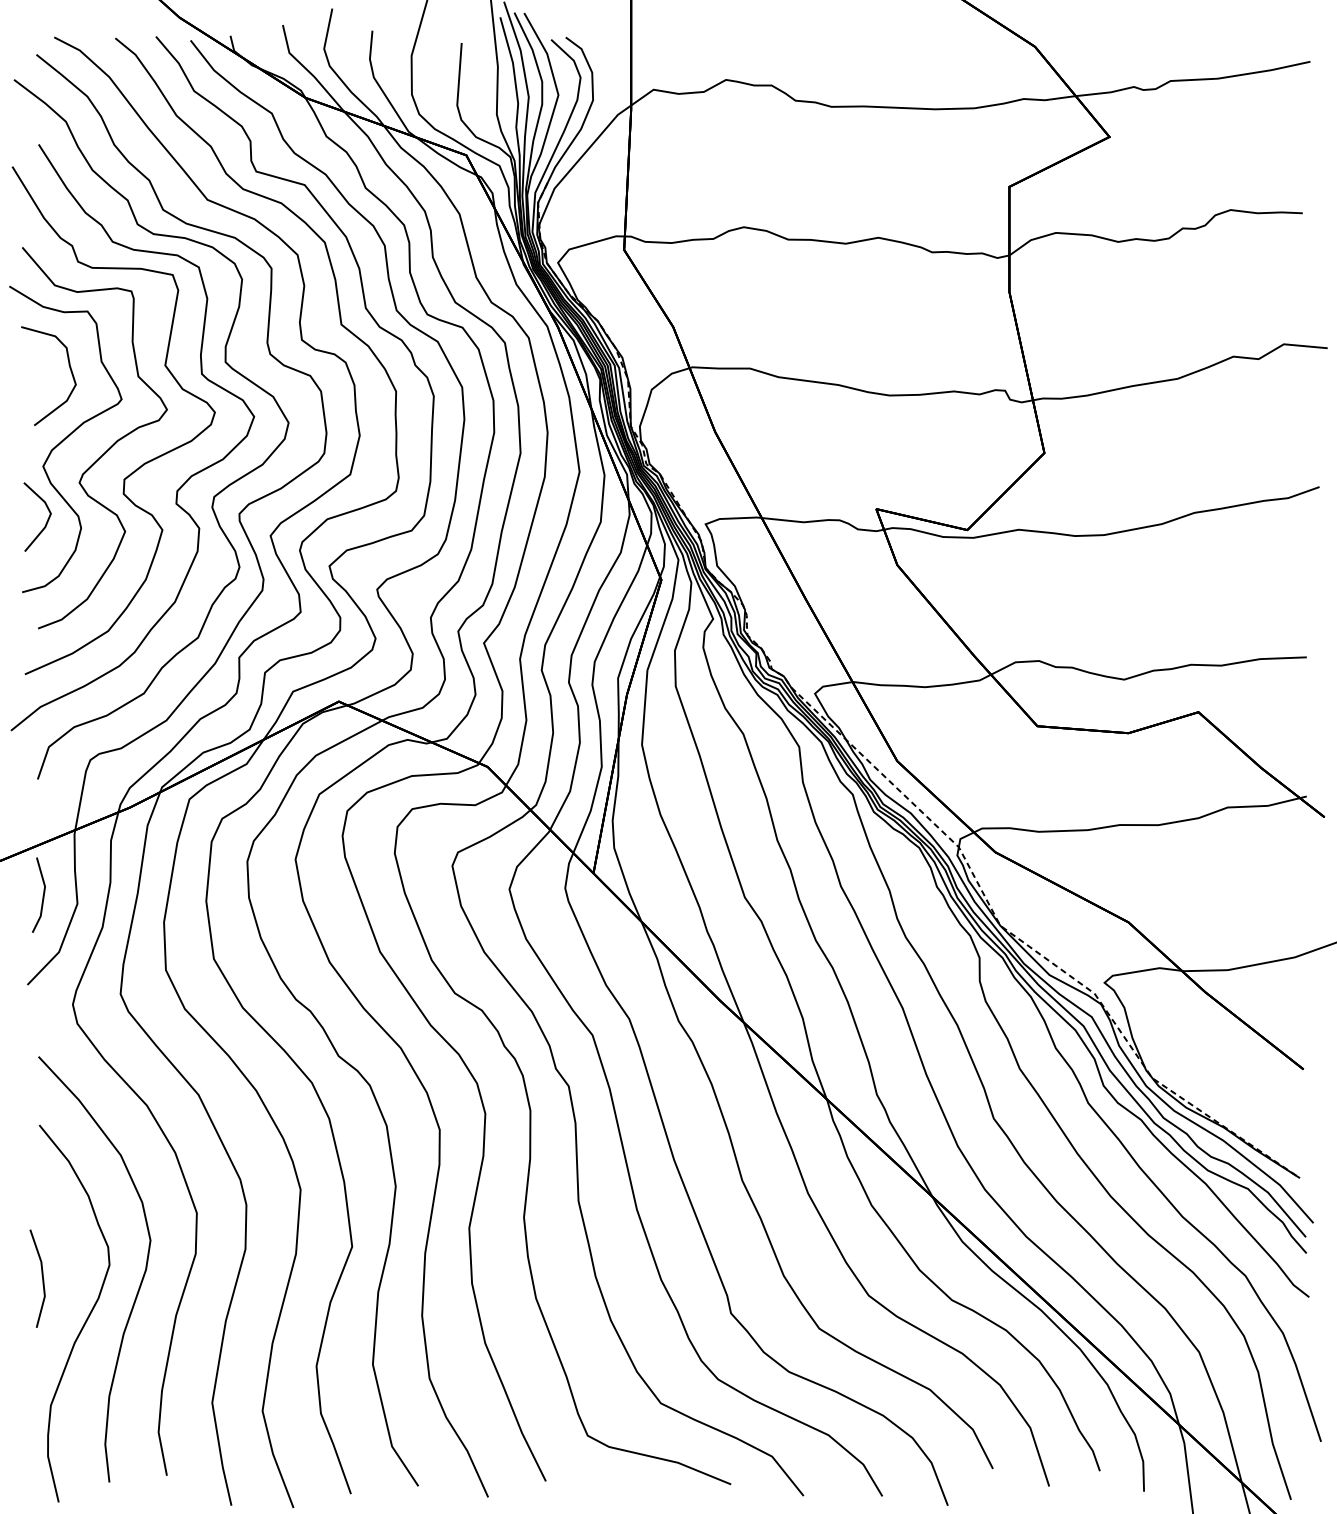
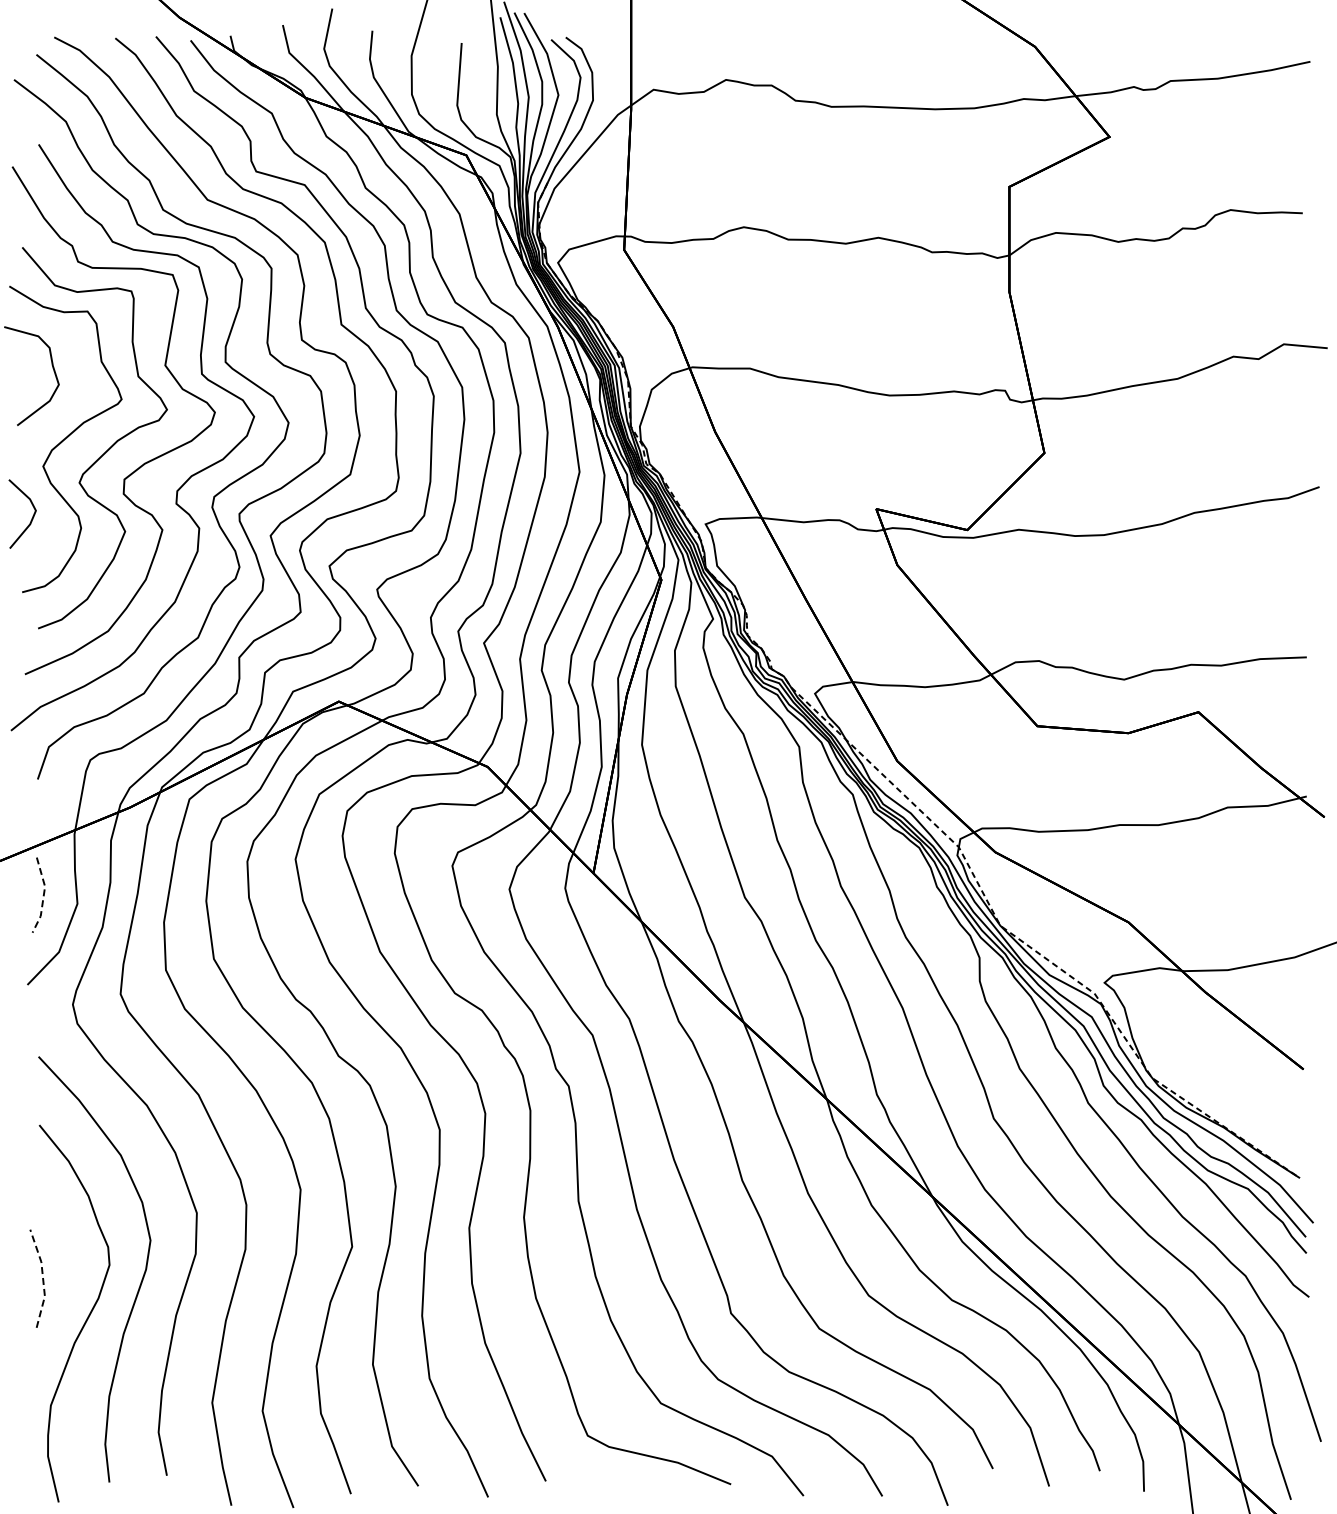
curve position: (69, 368) -> (52, 368) (52, 368)
line position: (46, 521) -> (31, 518) (31, 518)
line: solid -> dashed (43, 895)
line: solid -> dashed (42, 1277)
